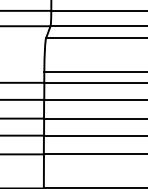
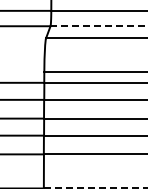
line: solid -> dashed (98, 26)
line: solid -> dashed (95, 188)
